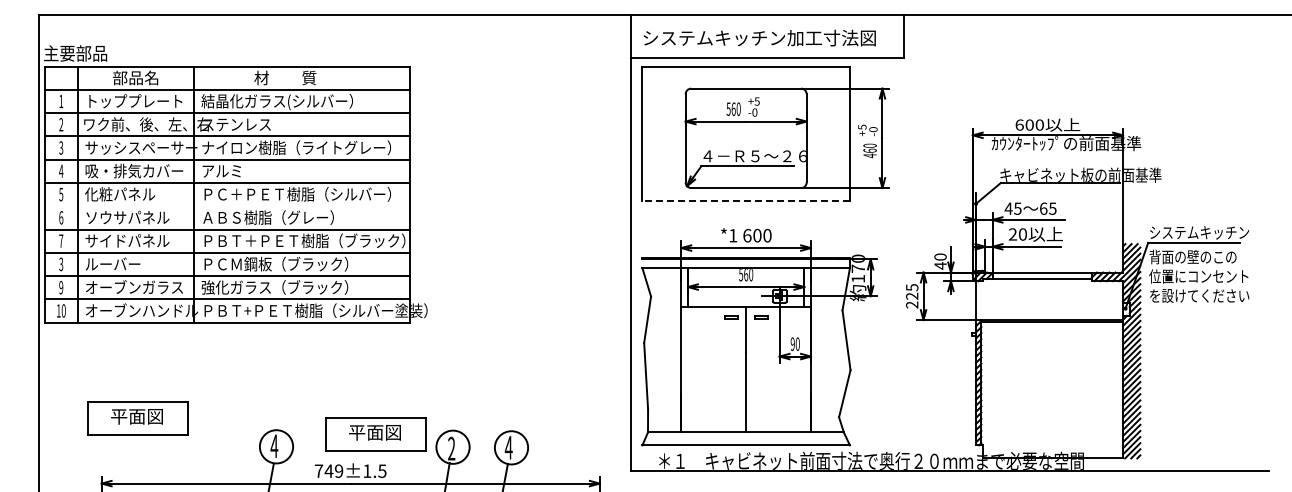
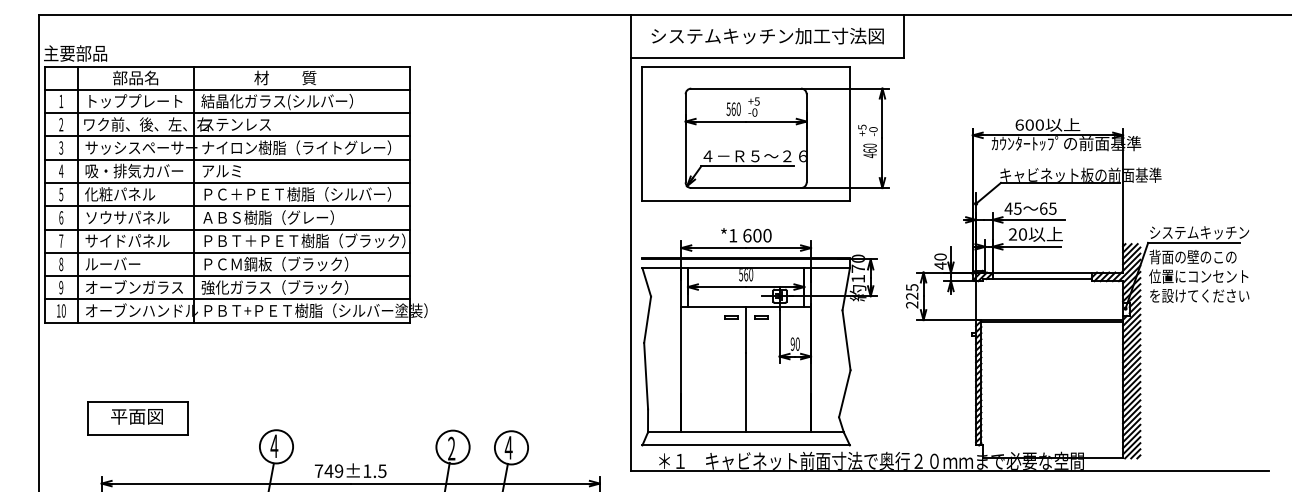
text position: (759, 37) -> (767, 35) (767, 35)
line: dashed -> solid (746, 201)
line: none -> present (227, 206)
text: 3 -> 8 (61, 263)
part: present -> none (375, 434)
